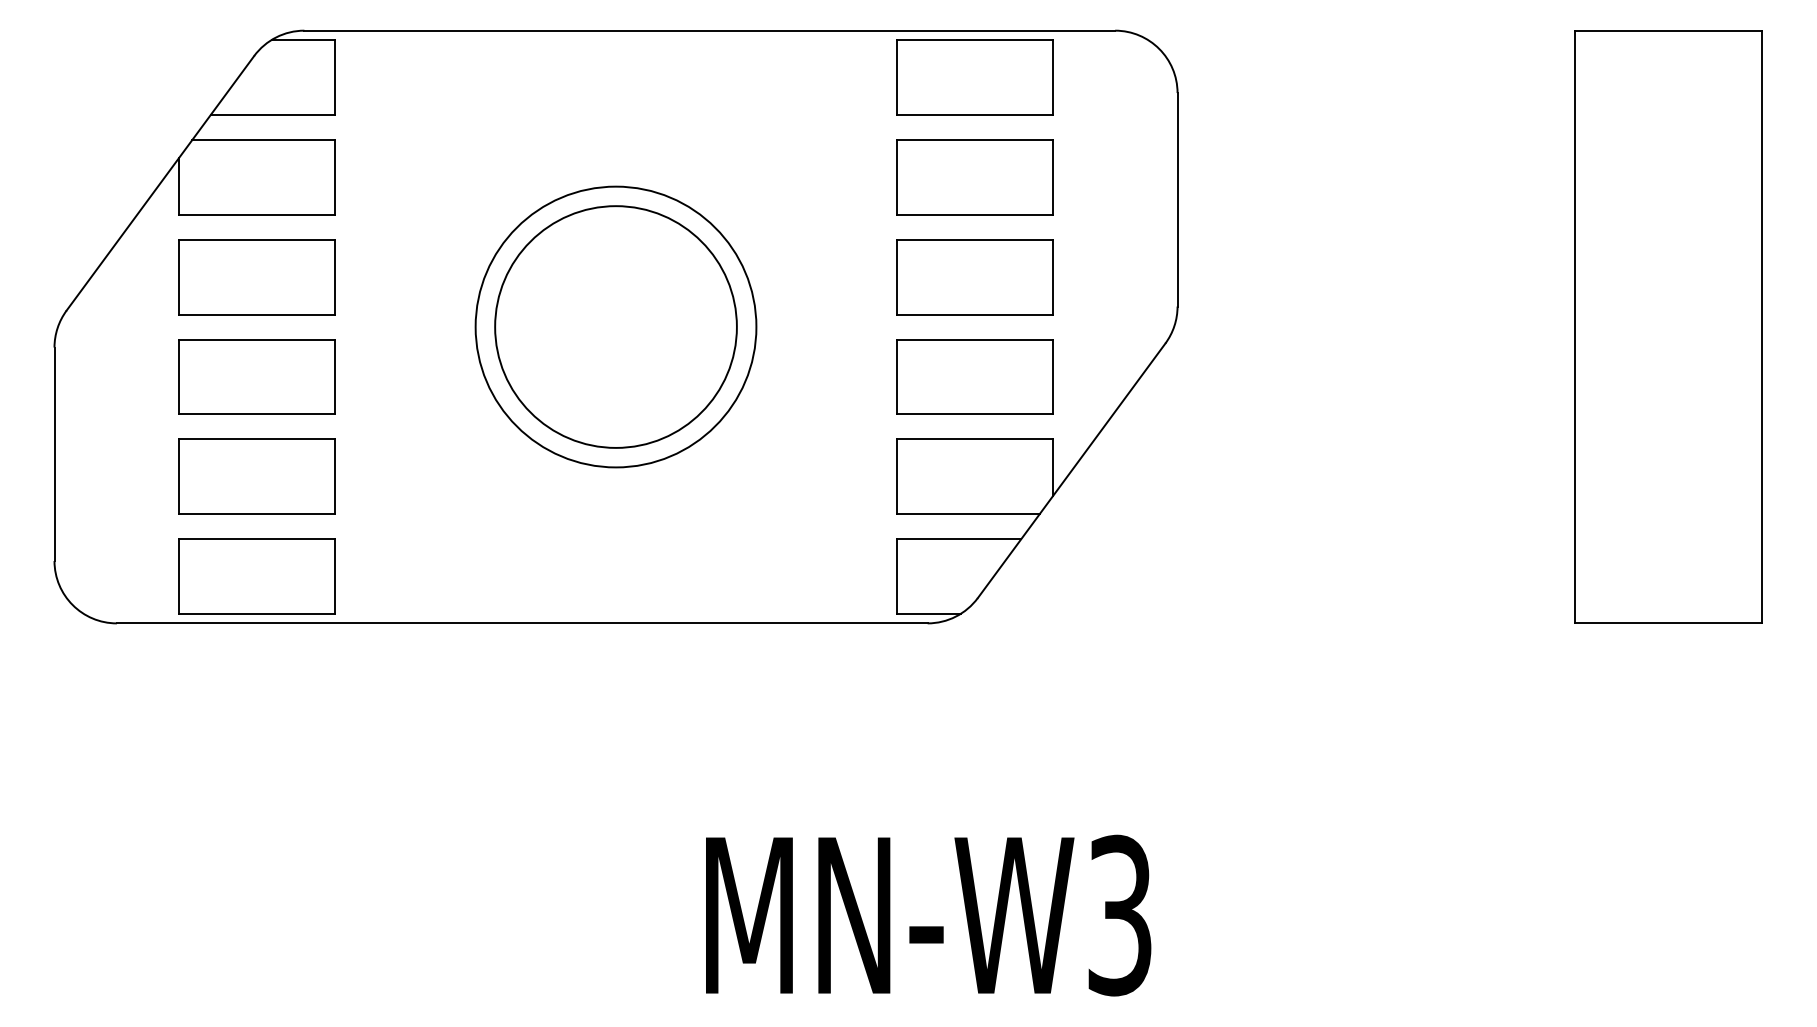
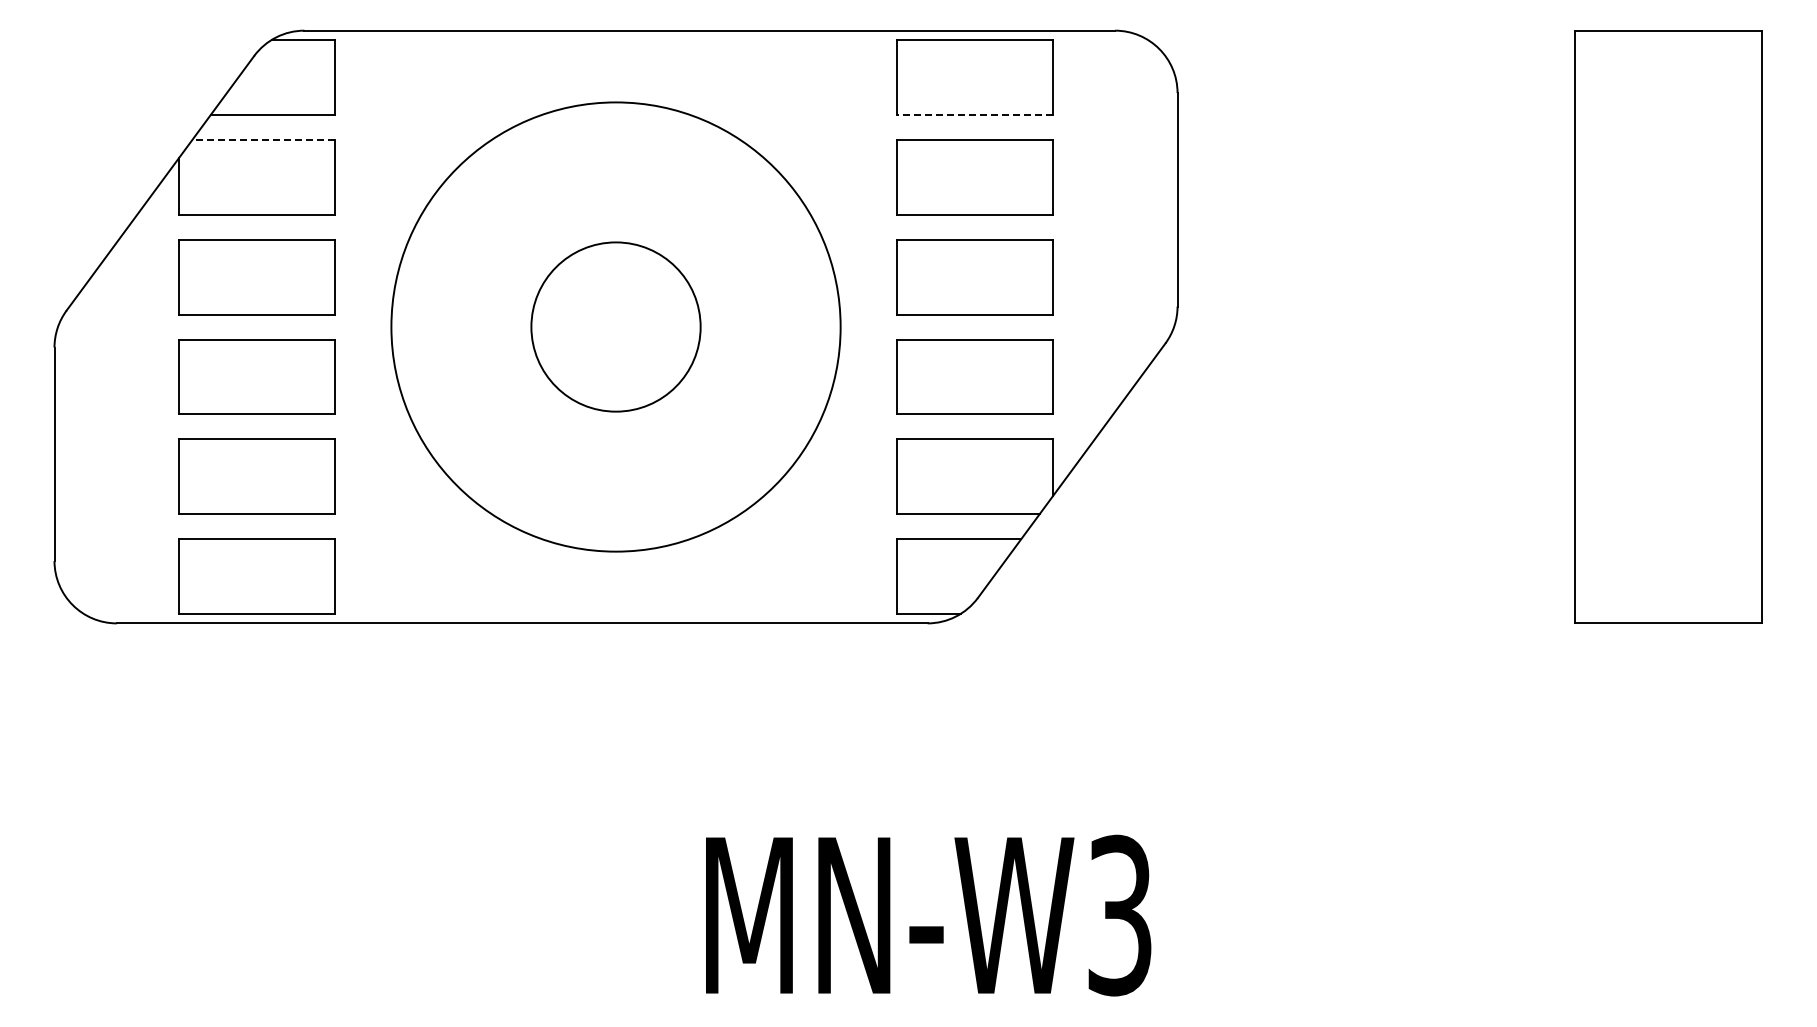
line: solid -> dashed (974, 114)
line: solid -> dashed (263, 139)
circle diameter: 242 px -> 169 px (615, 326)
circle diameter: 281 px -> 449 px (615, 326)
